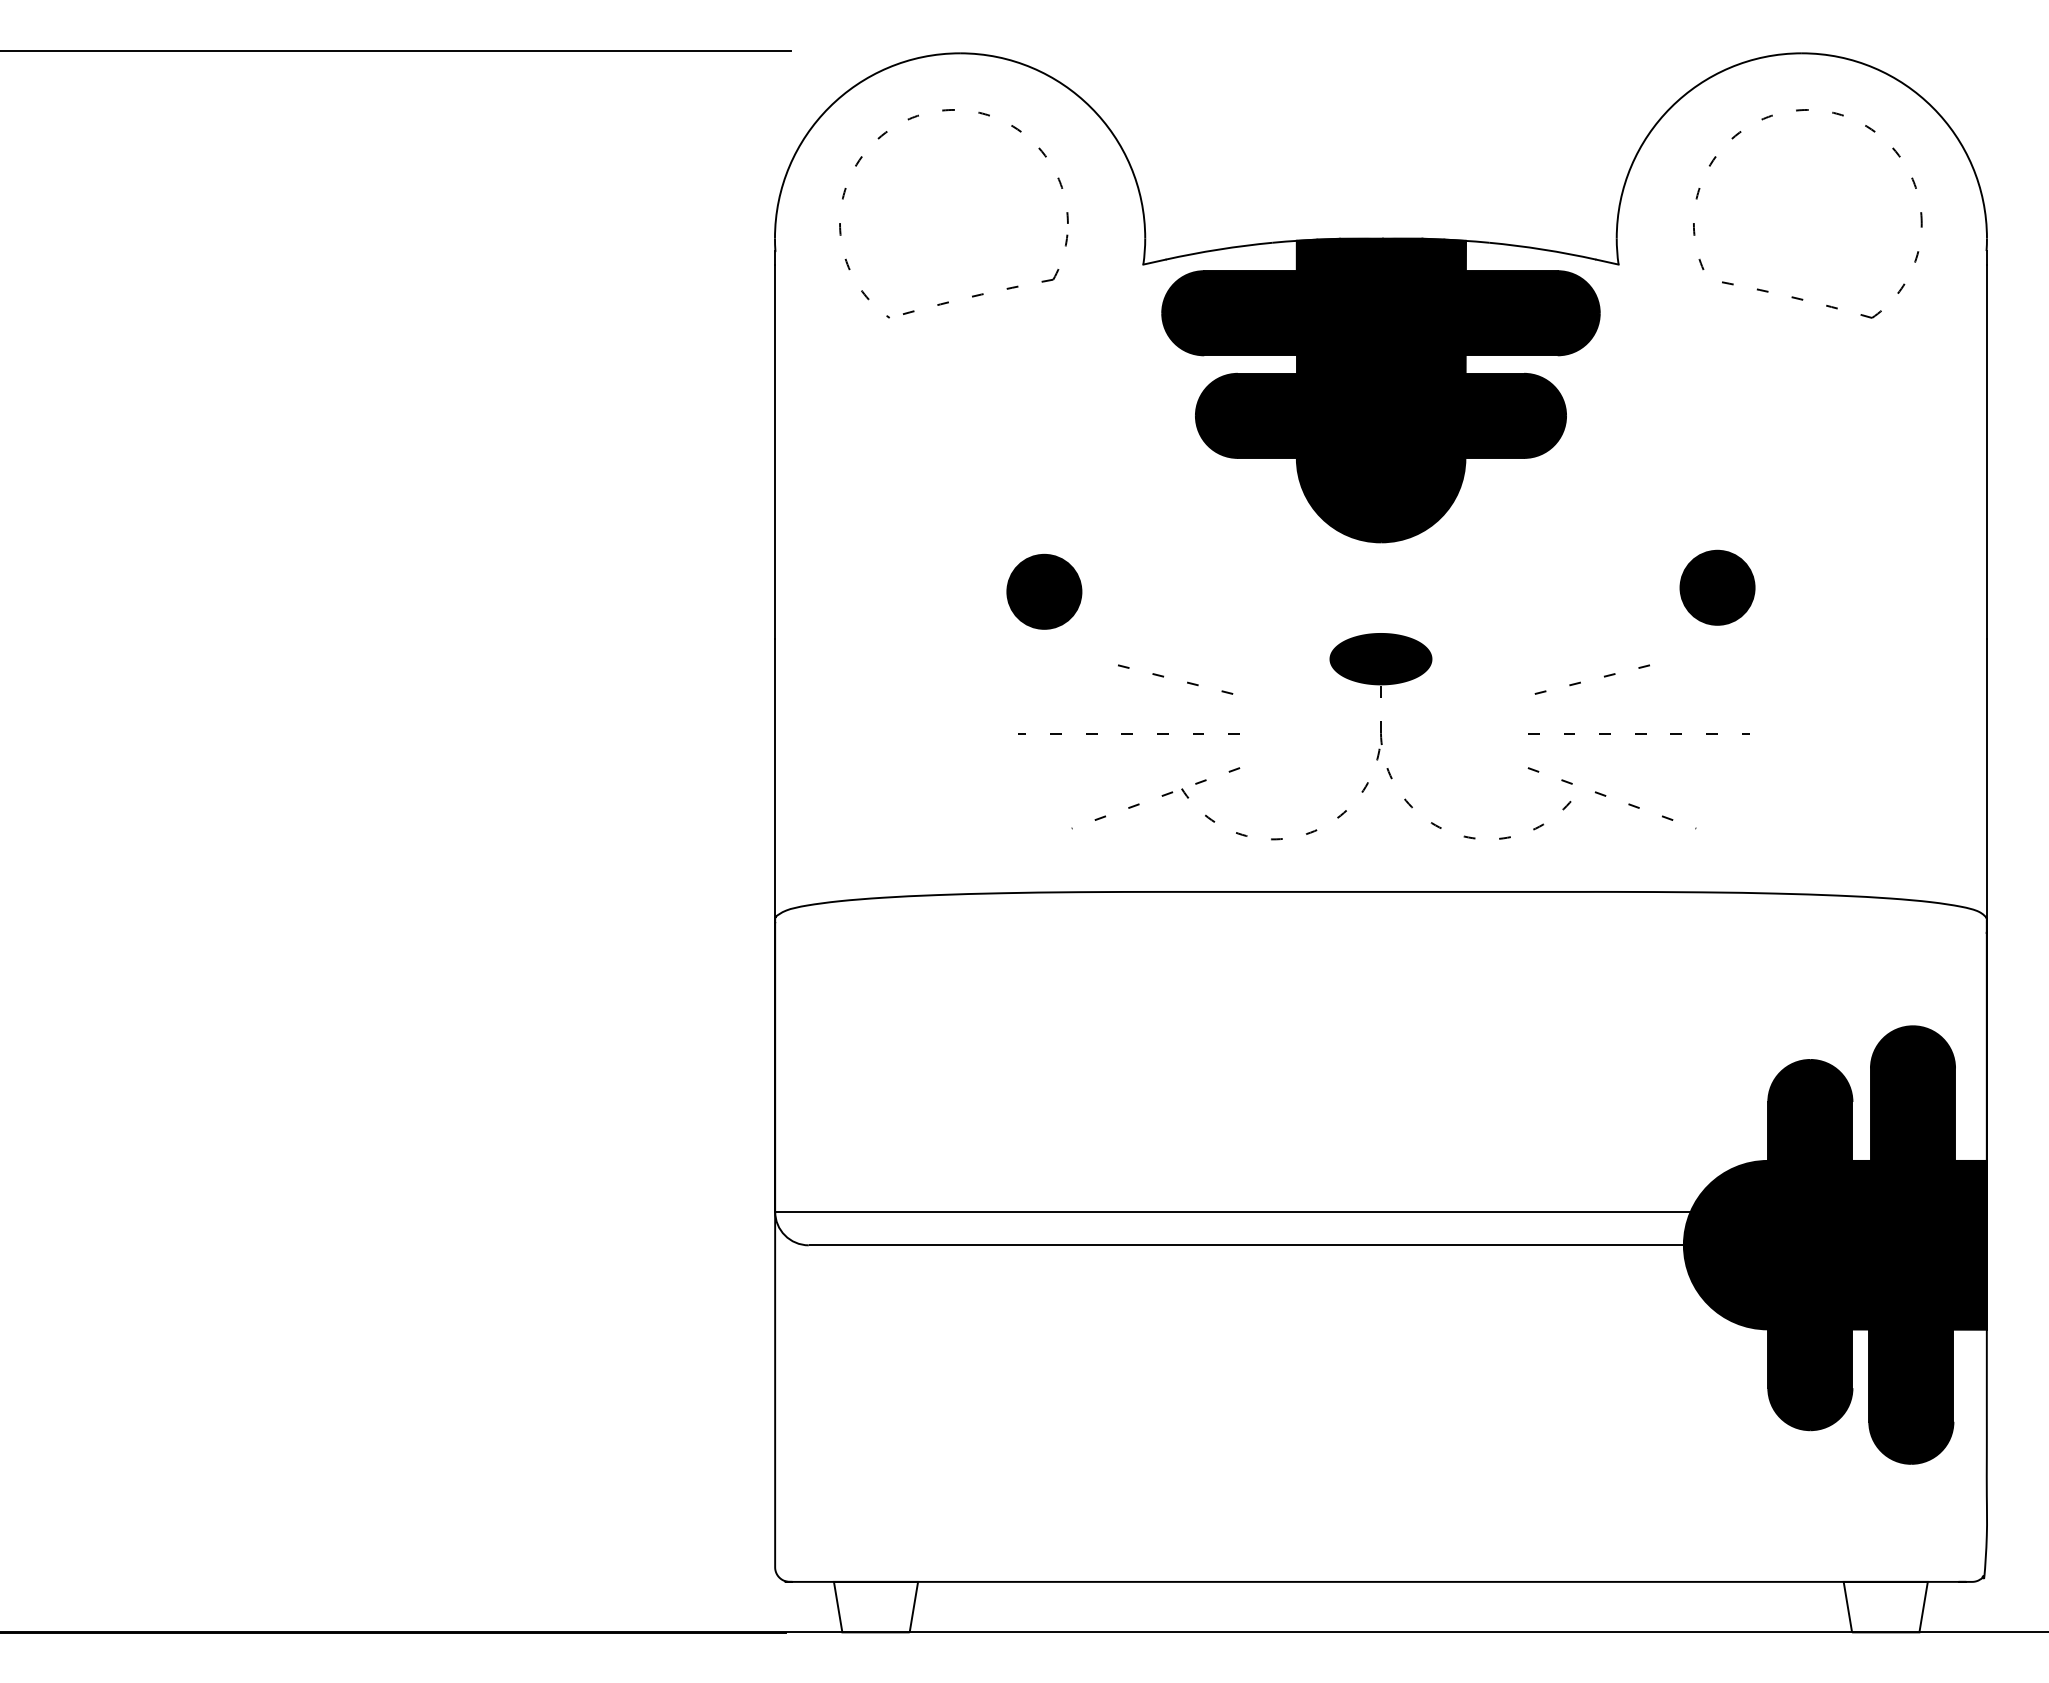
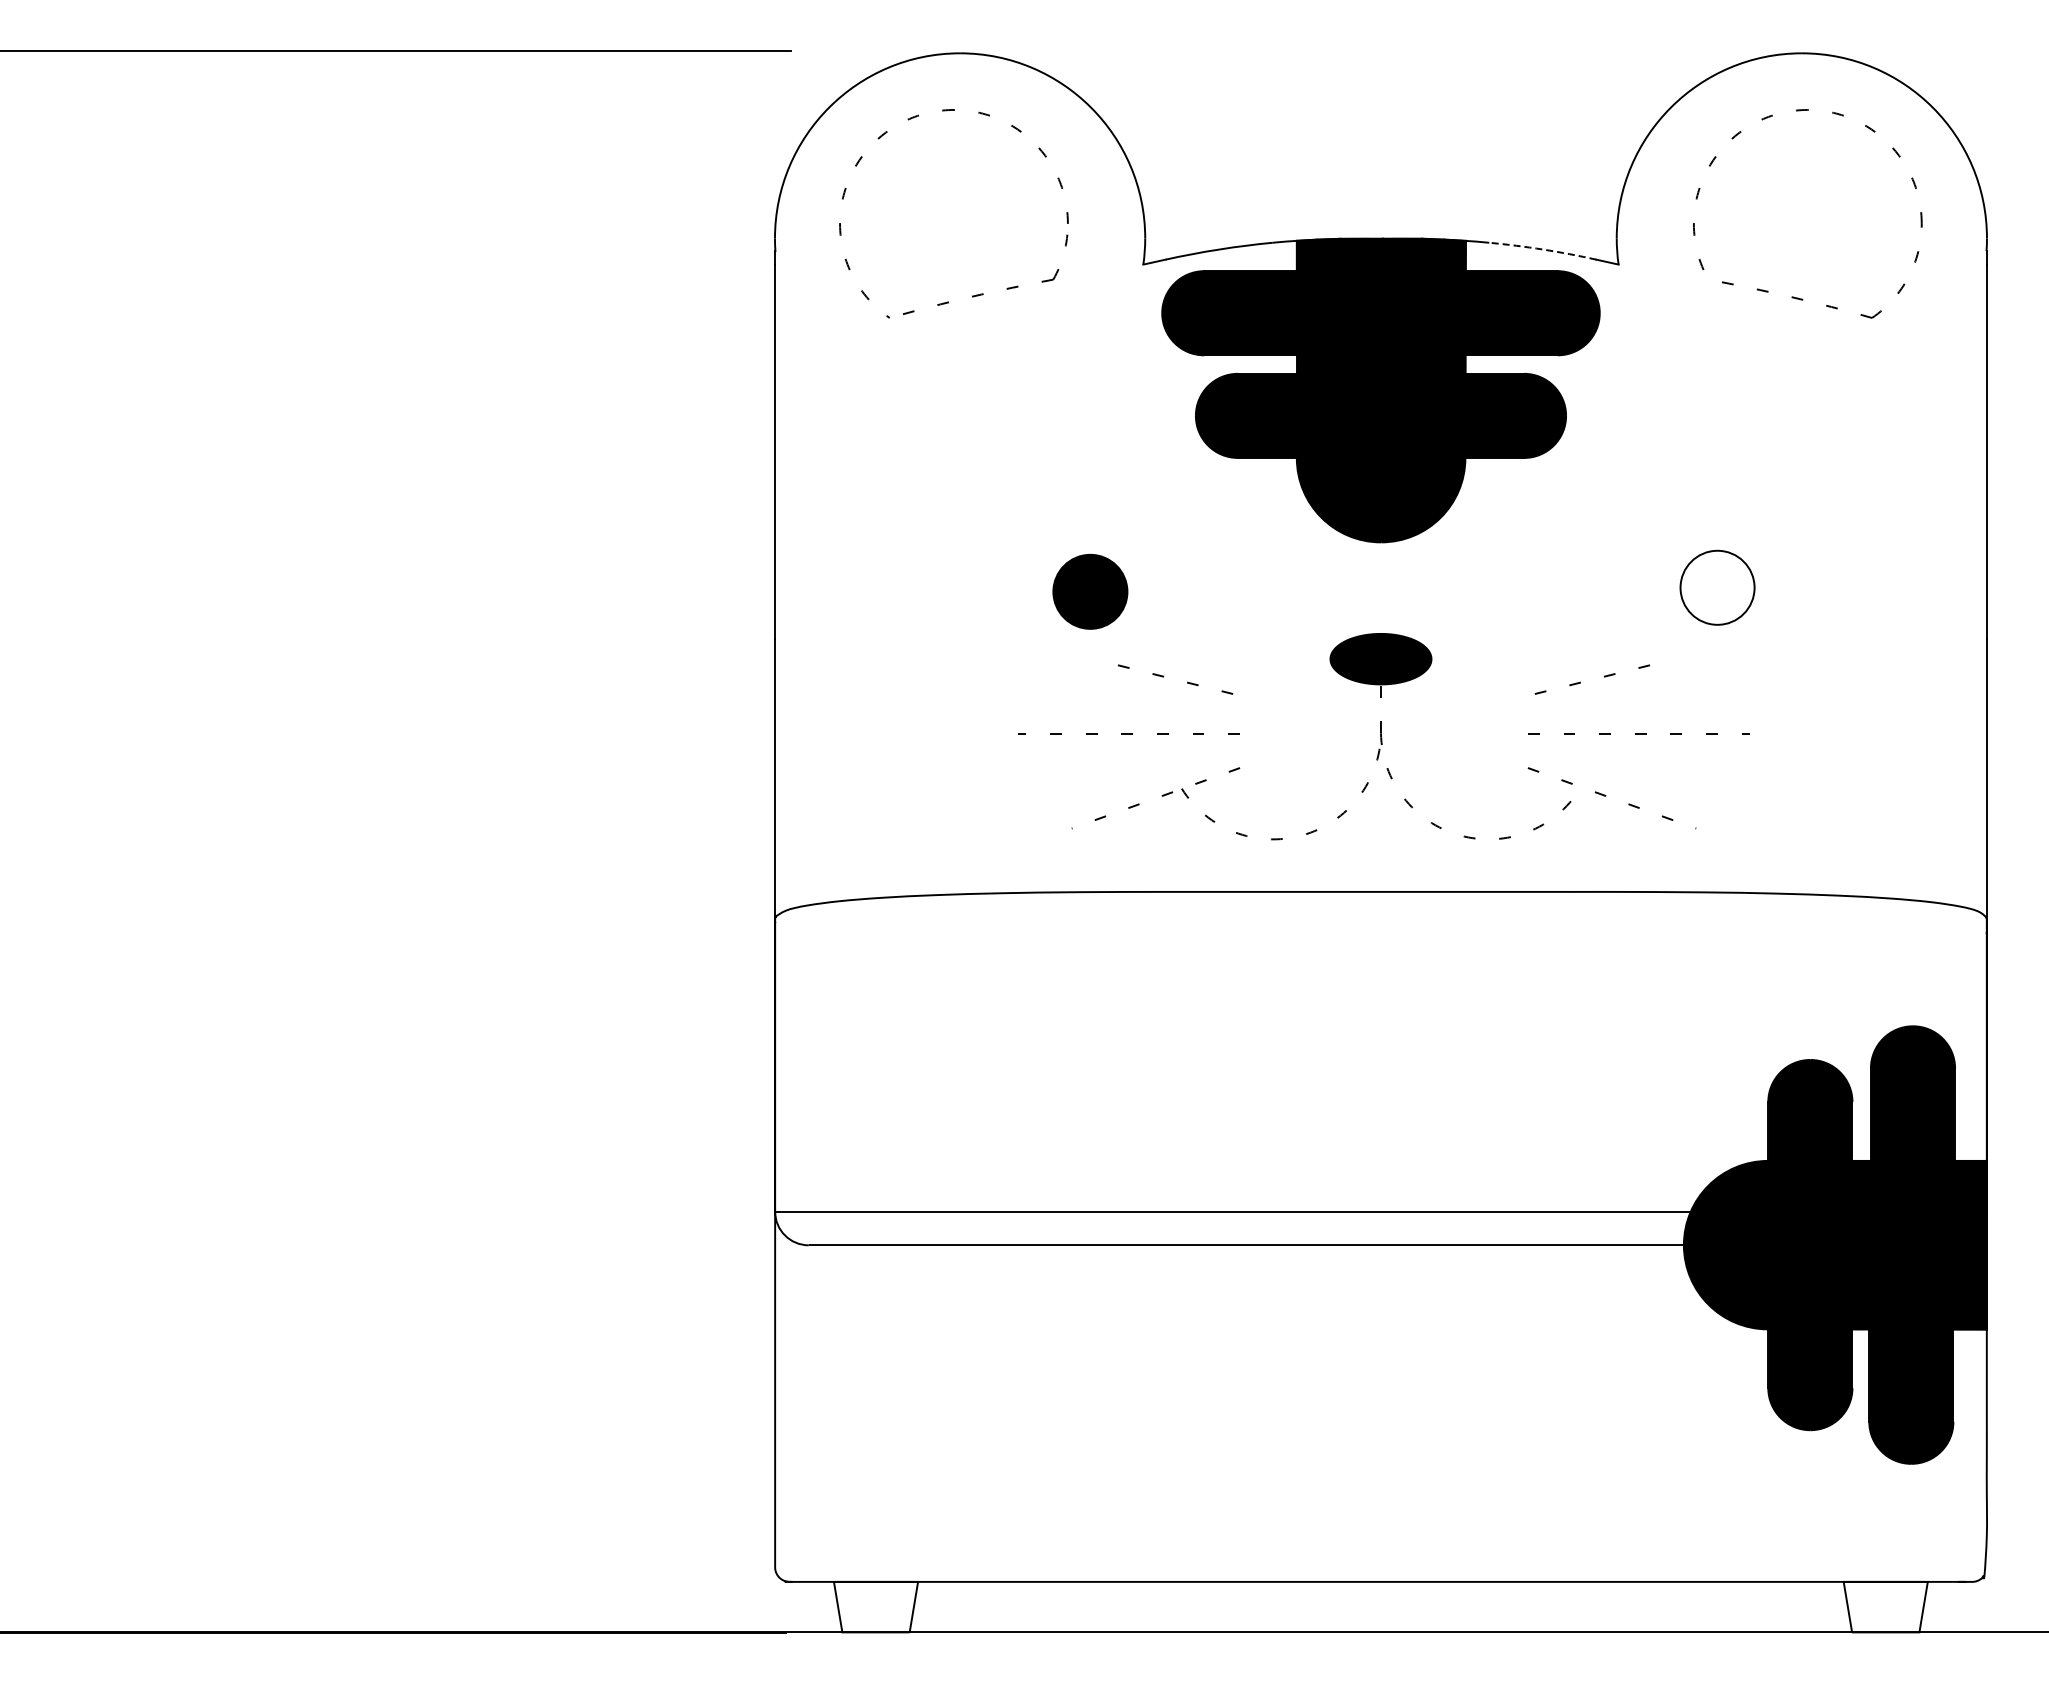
arc: solid -> dashed (1543, 249)
fill: present -> none (1717, 587)
part position: (1044, 591) -> (1090, 591) (1090, 591)
